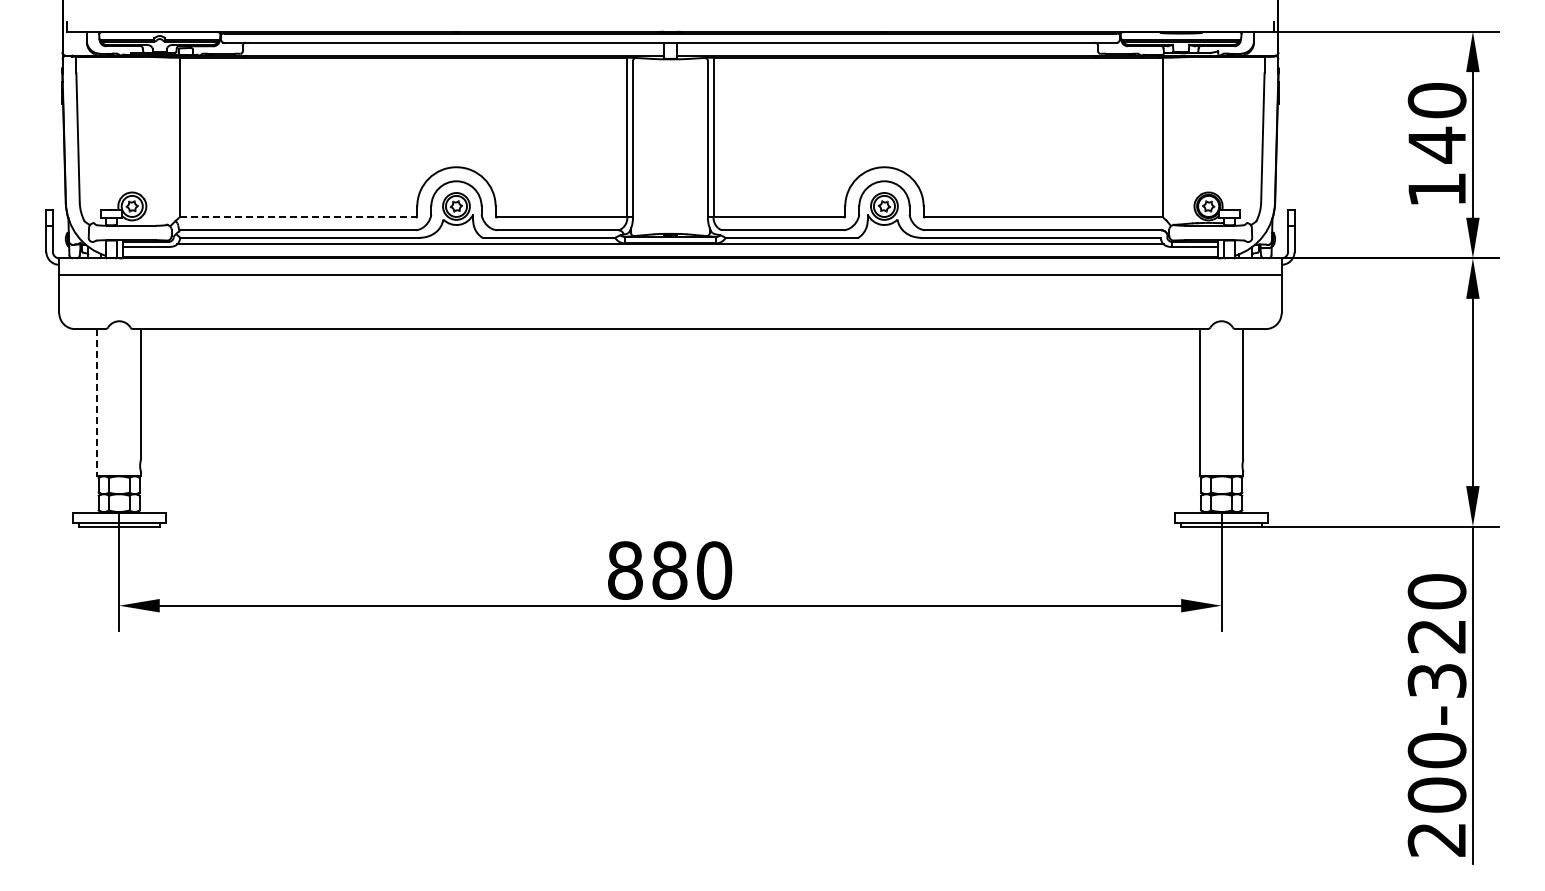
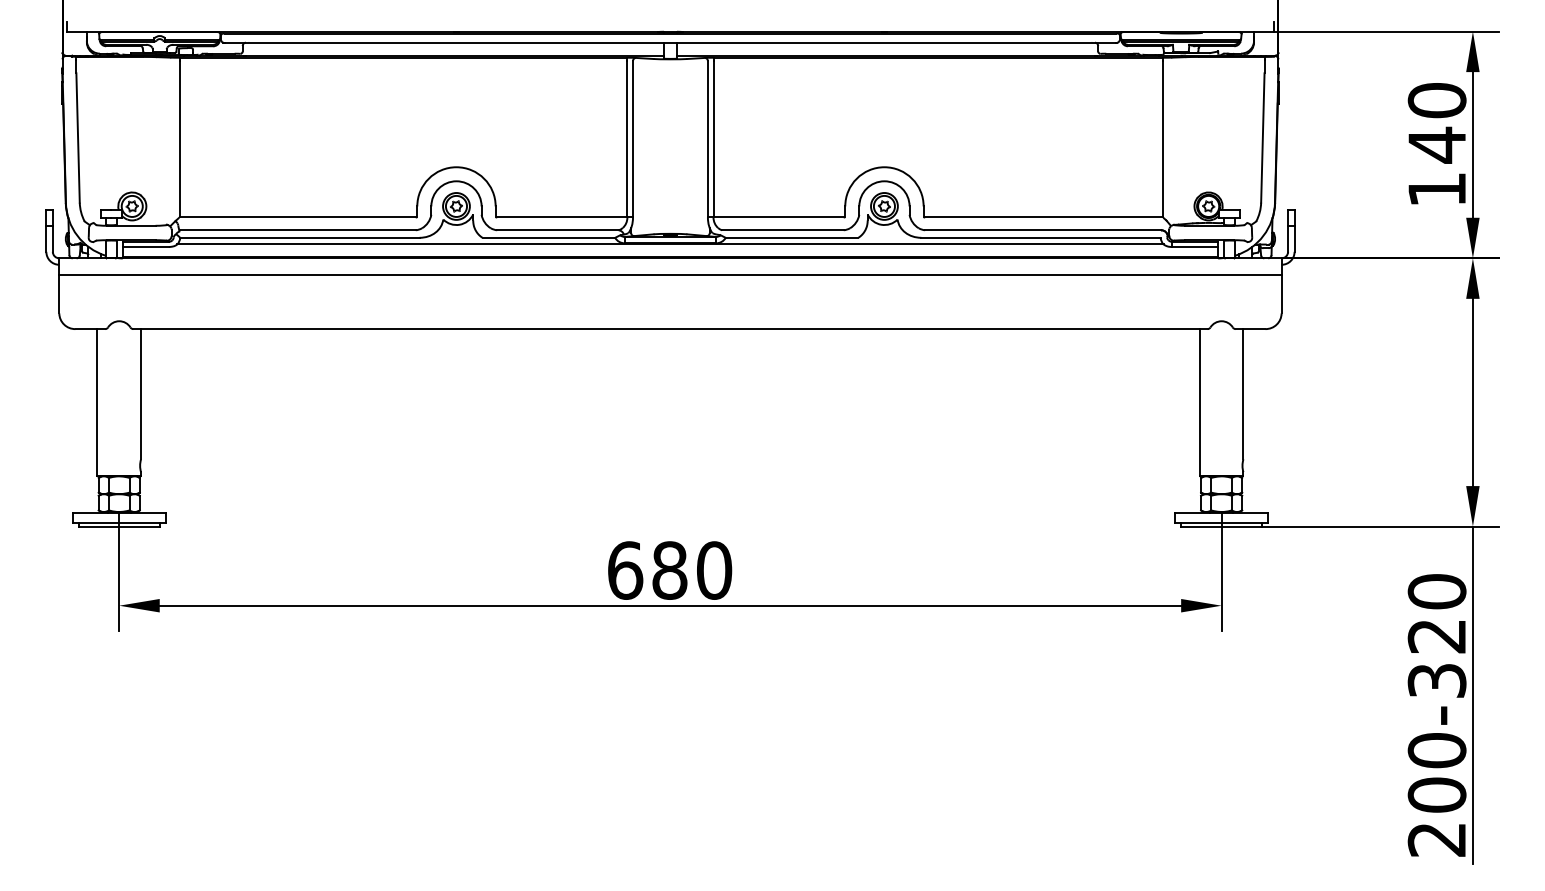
line: dashed -> solid (298, 217)
line: dashed -> solid (97, 402)
text: 880 -> 680 (625, 570)
